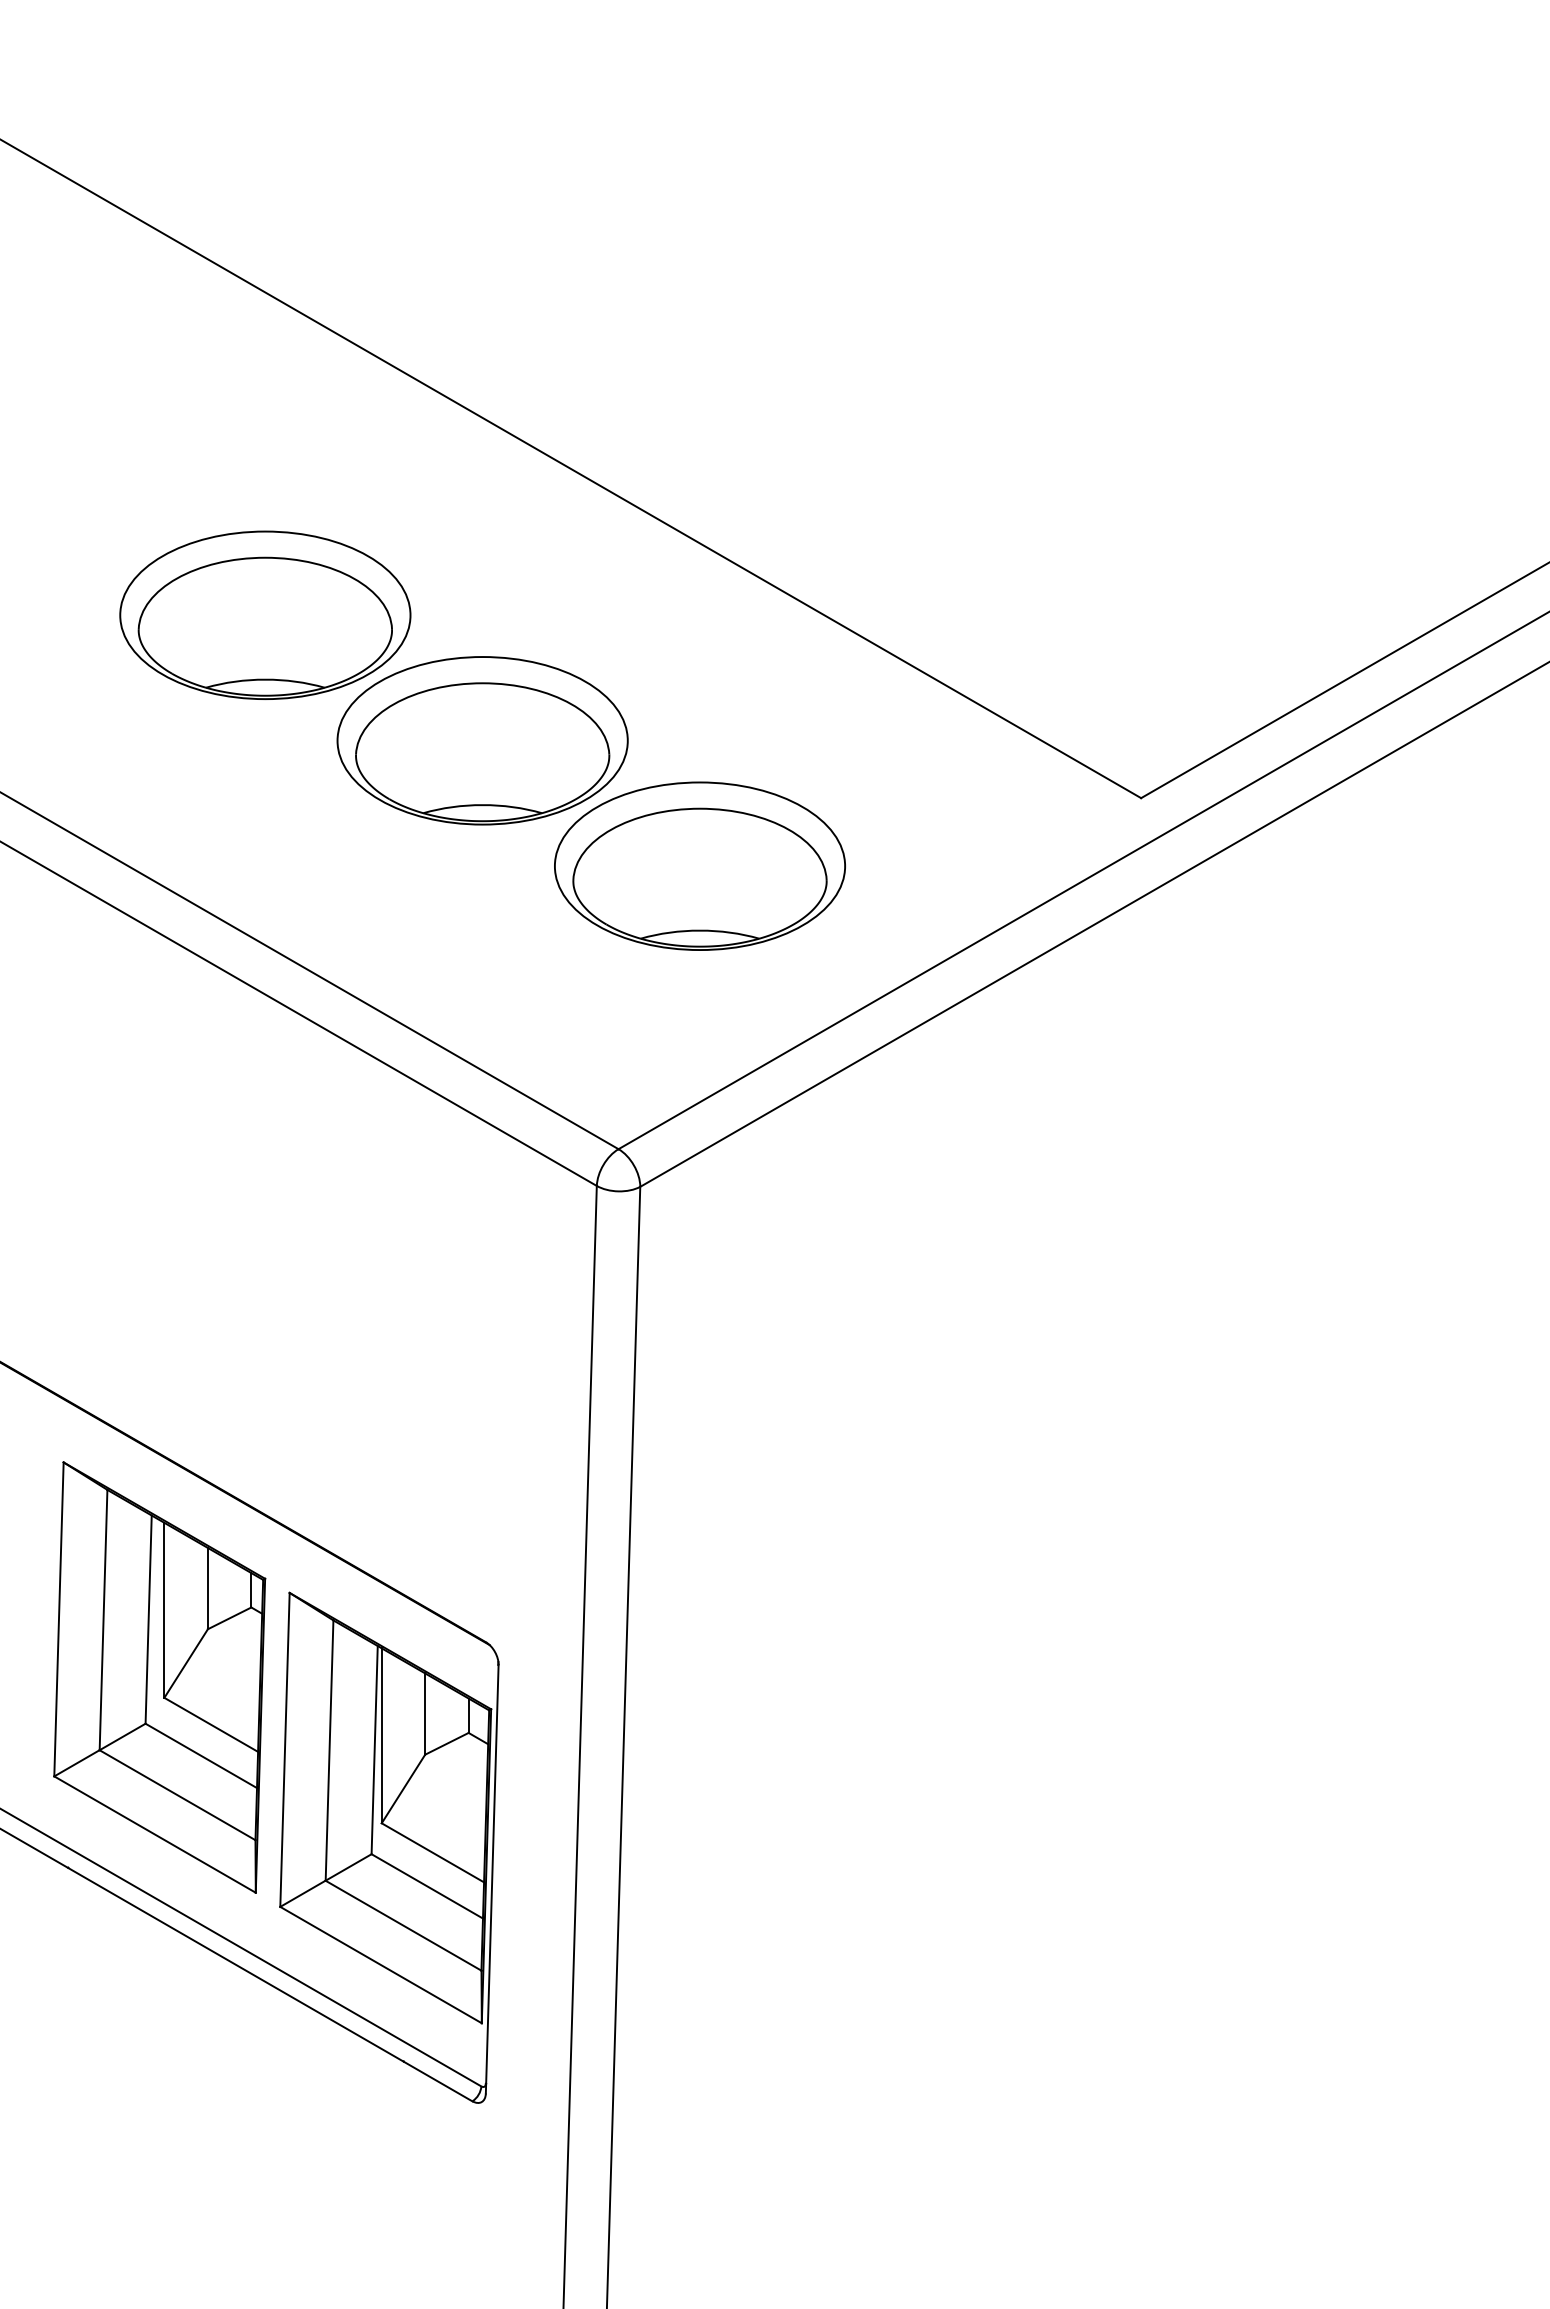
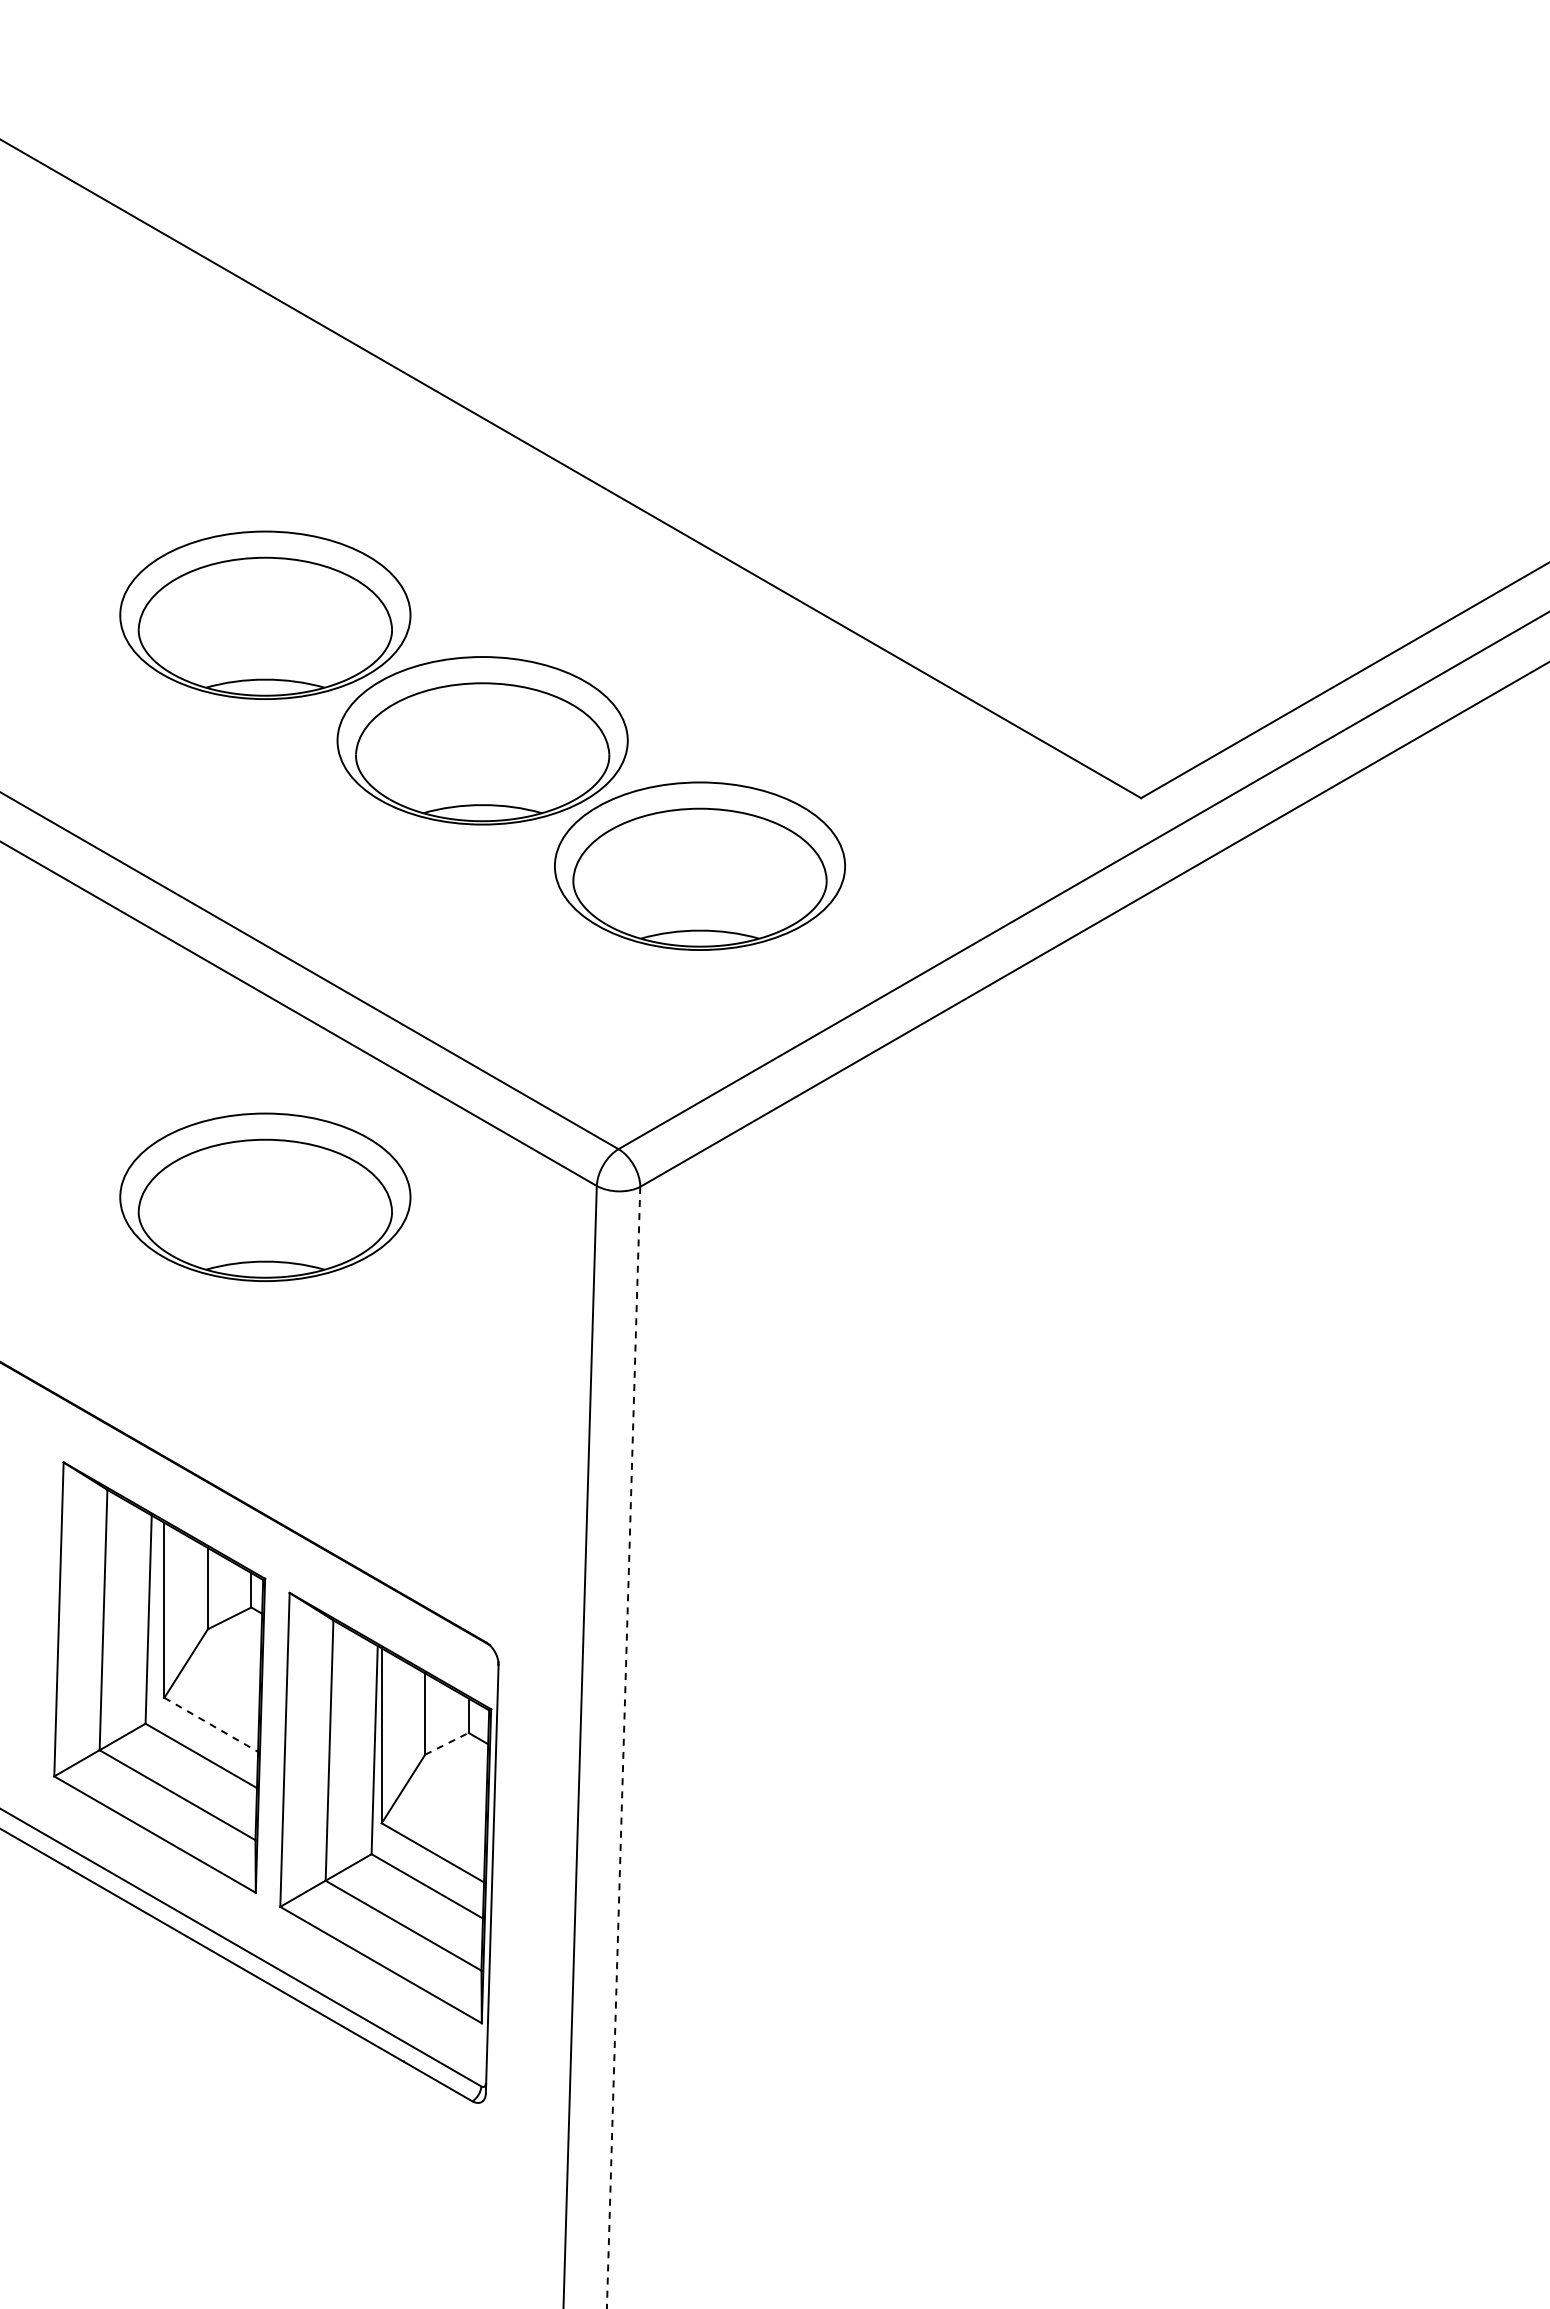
part: none -> present (265, 1196)
line: solid -> dashed (211, 1725)
line: solid -> dashed (447, 1743)
line: solid -> dashed (623, 1747)
